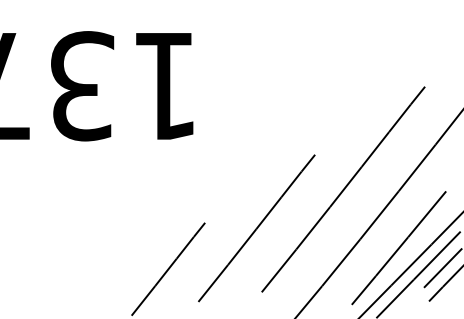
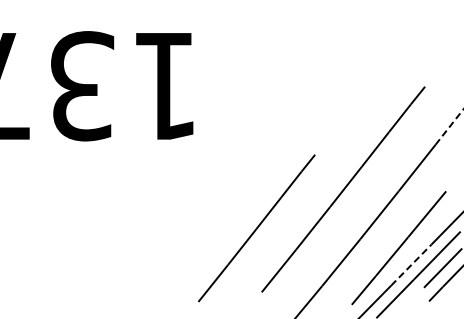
line: solid -> dashed (449, 126)
line: solid -> dashed (411, 265)
line: present -> none (168, 268)
